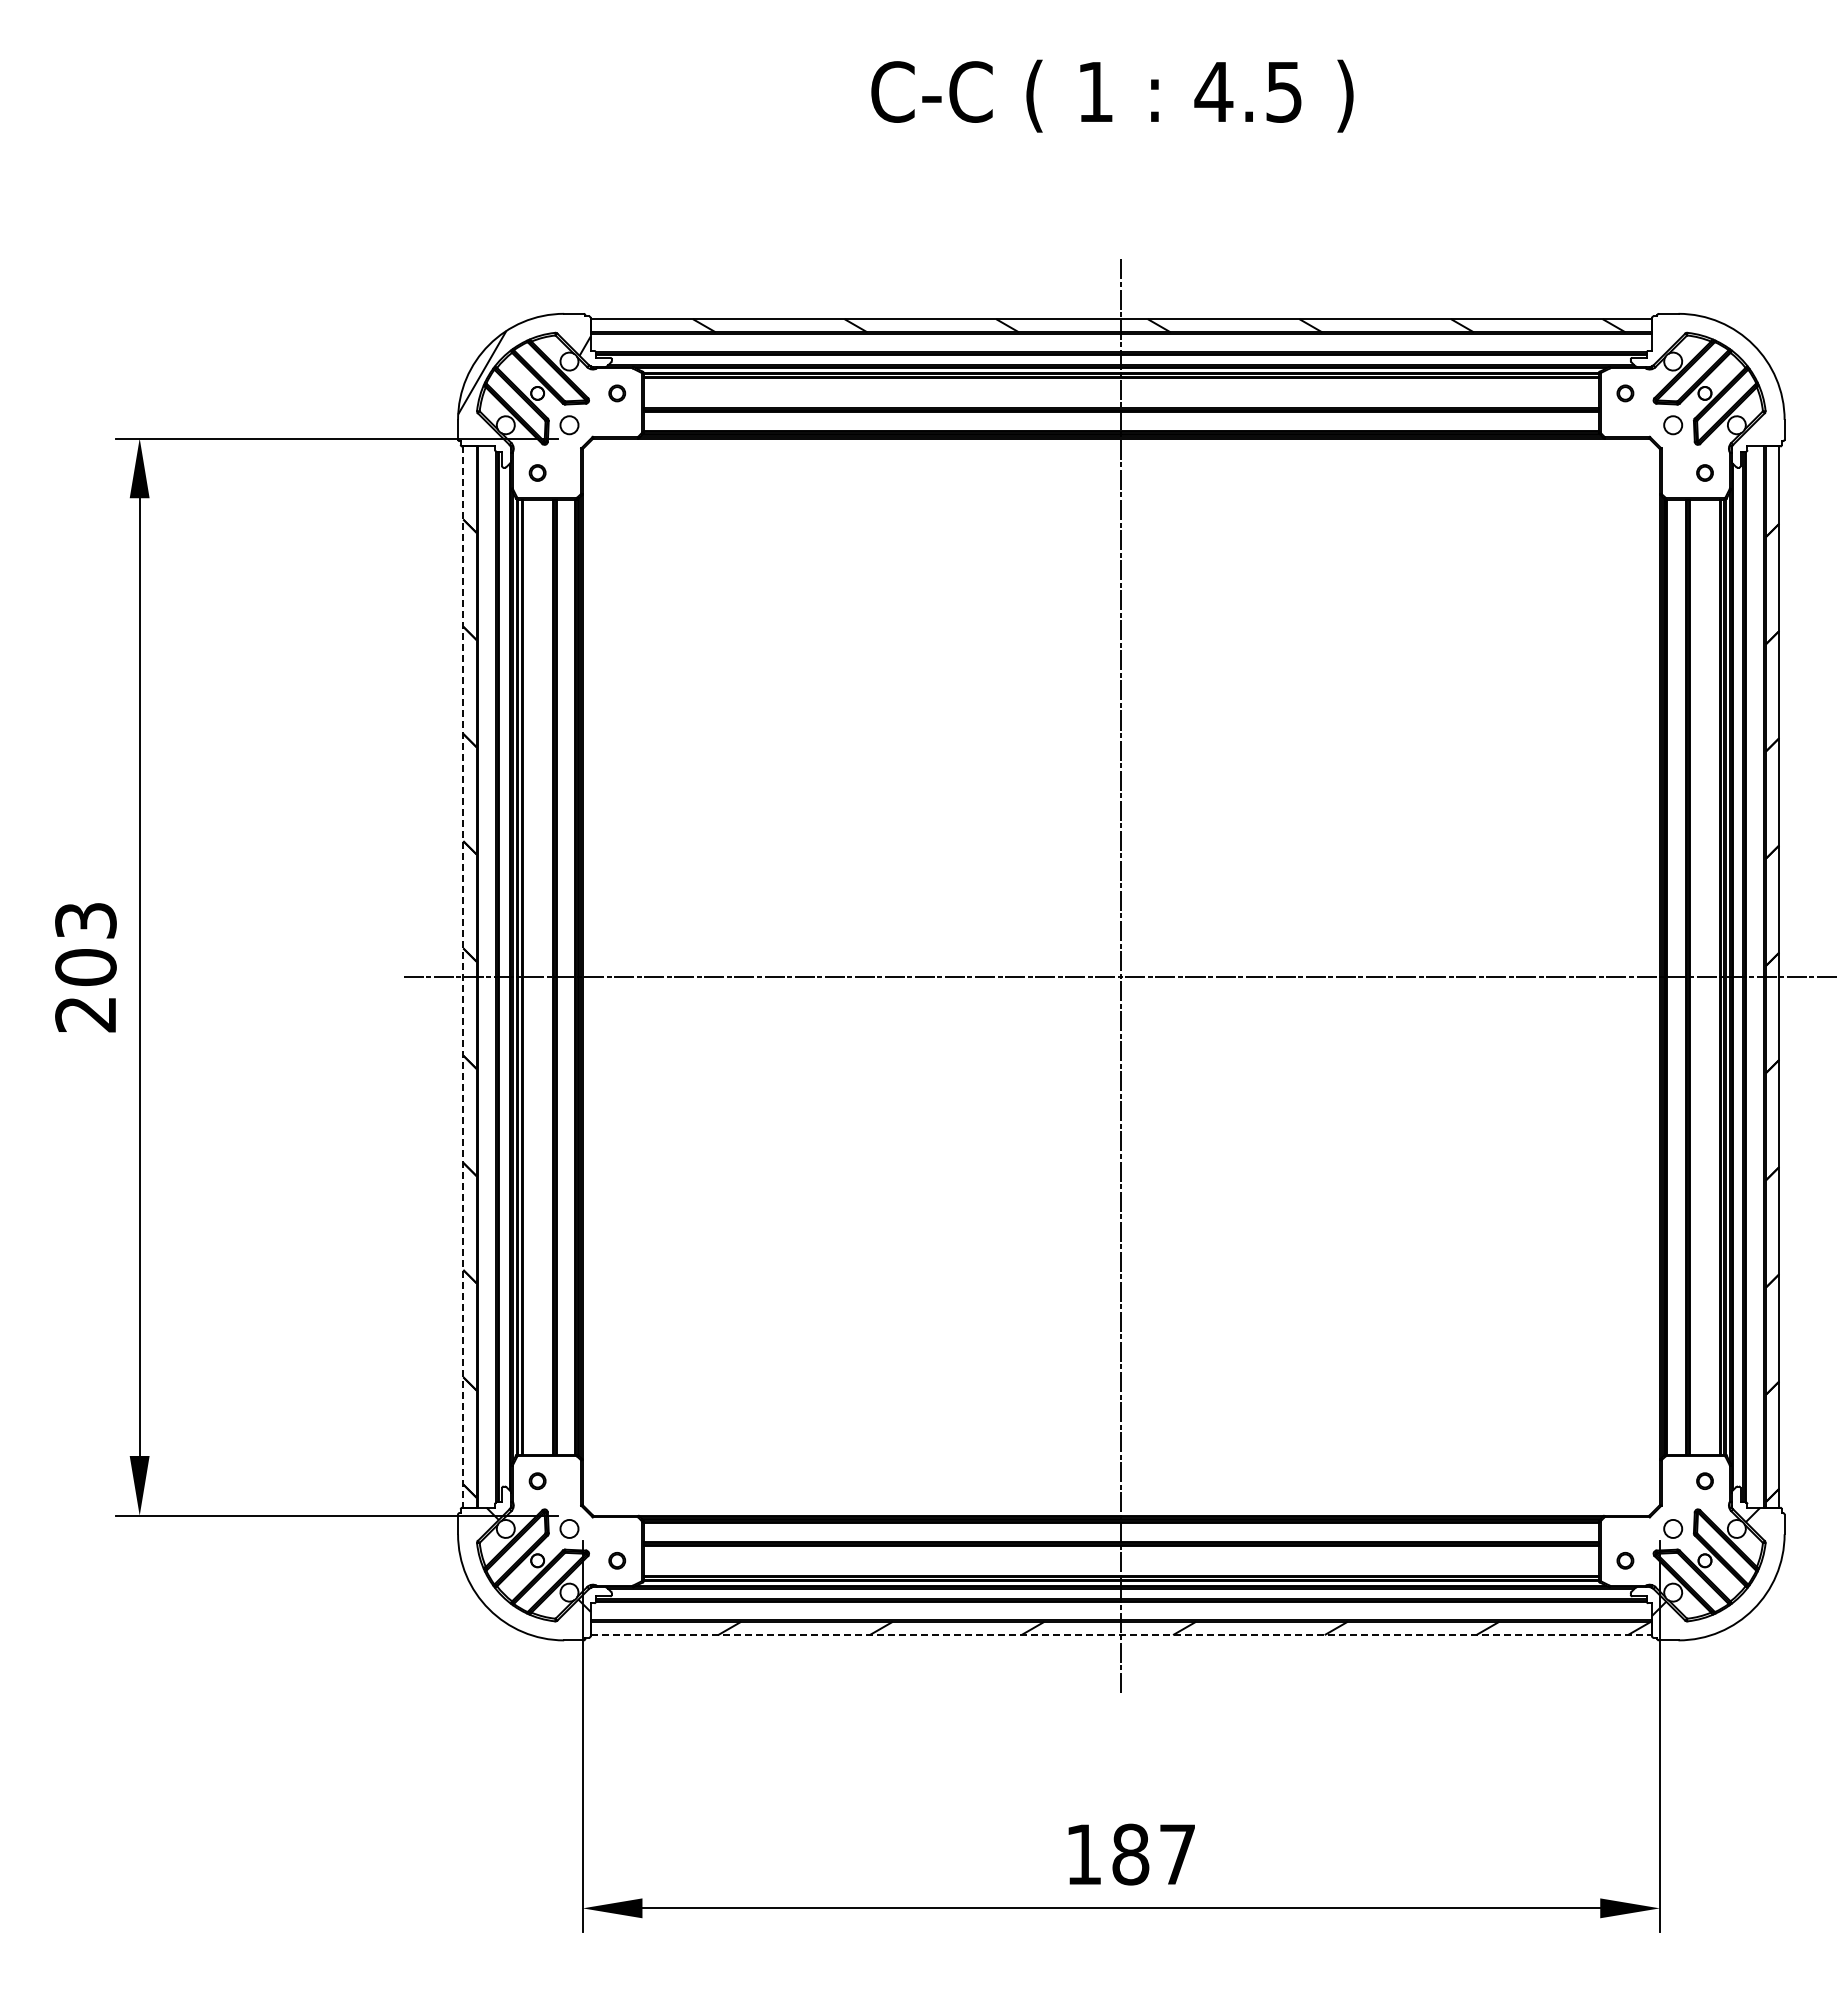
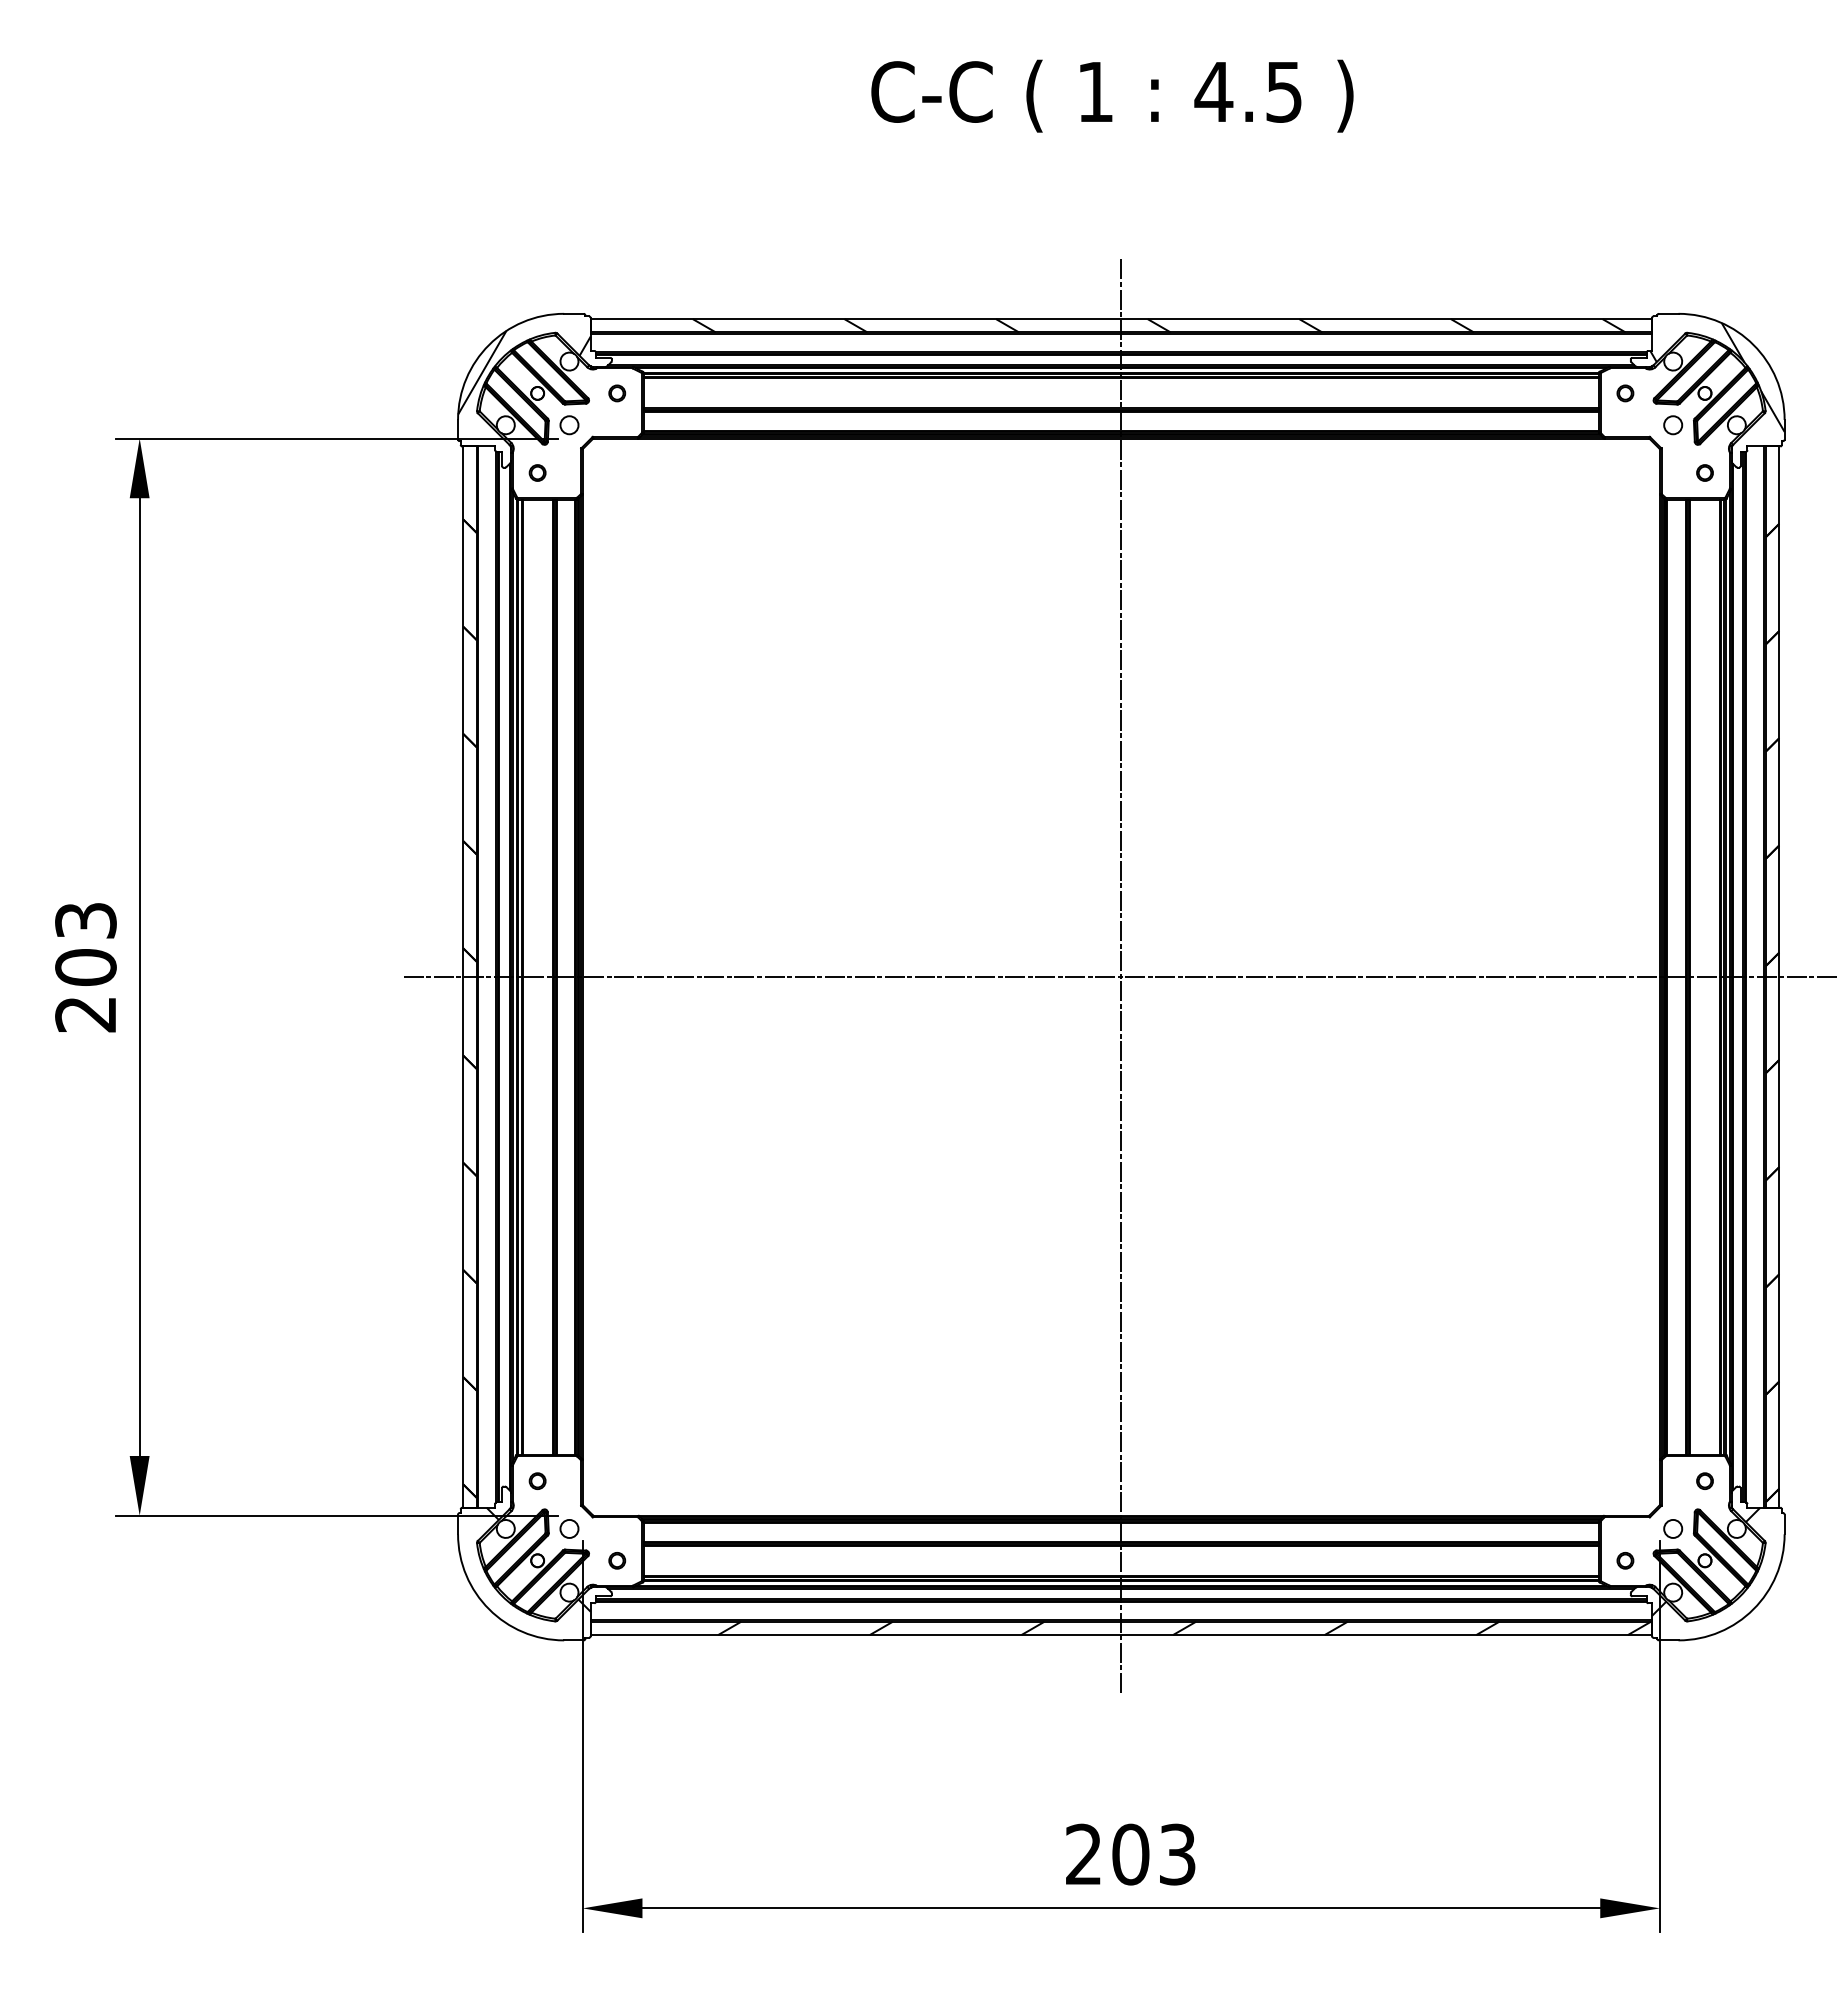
hatch: none -> present (1717, 377)
line: dashed -> solid (463, 977)
line: dashed -> solid (1121, 1635)
text: 187 -> 203 (1130, 1854)
